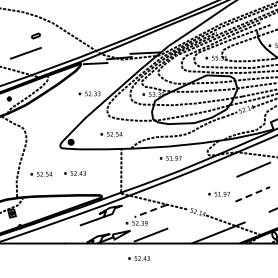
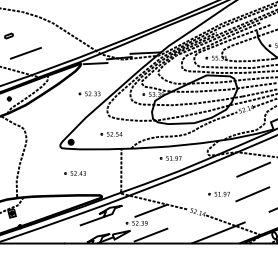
part position: (35, 35) -> (8, 35) (8, 35)
part: present -> none (41, 174)
line: dashed -> solid (252, 194)
line: dashed -> solid (150, 210)
part: present -> none (138, 258)
